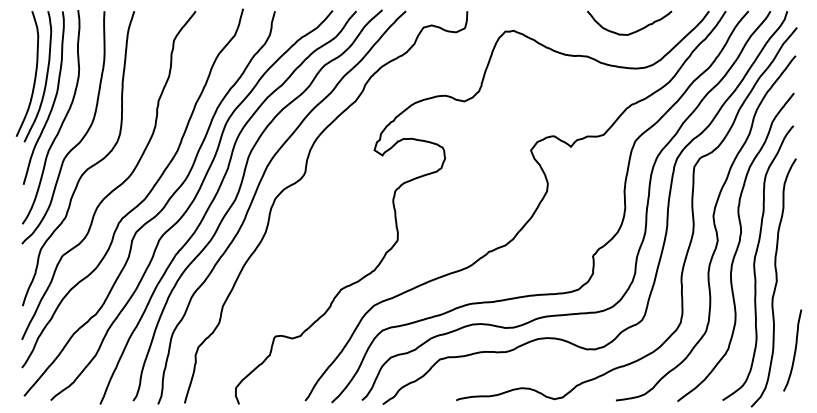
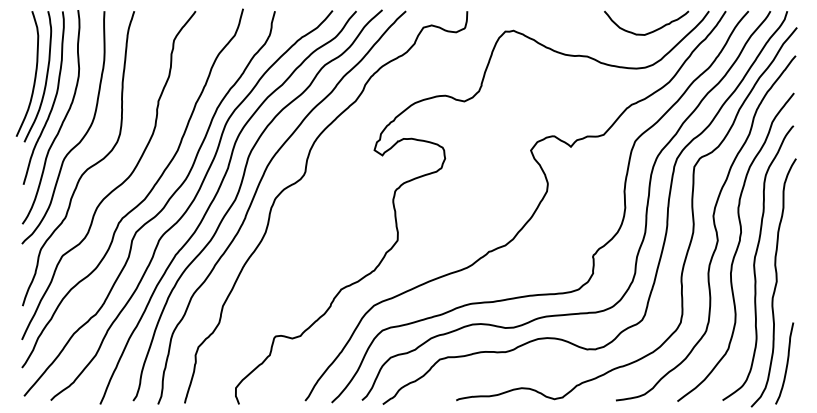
curve position: (633, 31) -> (650, 31) (650, 31)
curve position: (794, 350) -> (786, 363) (786, 363)
